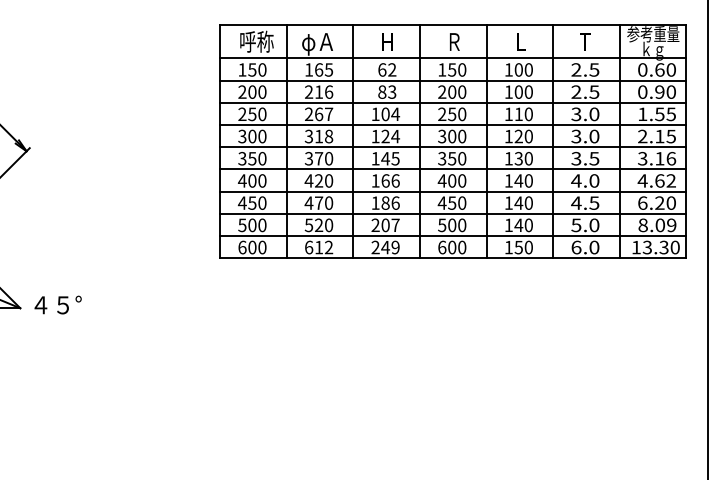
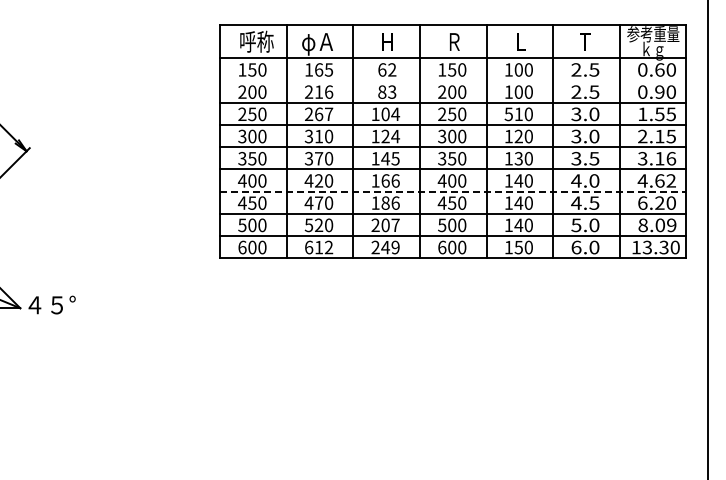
line: present -> none (453, 80)
text: 110 -> 510 (508, 114)
text: 318 -> 310 (329, 136)
line: solid -> dashed (453, 191)
text position: (57, 304) -> (51, 304) (51, 304)
